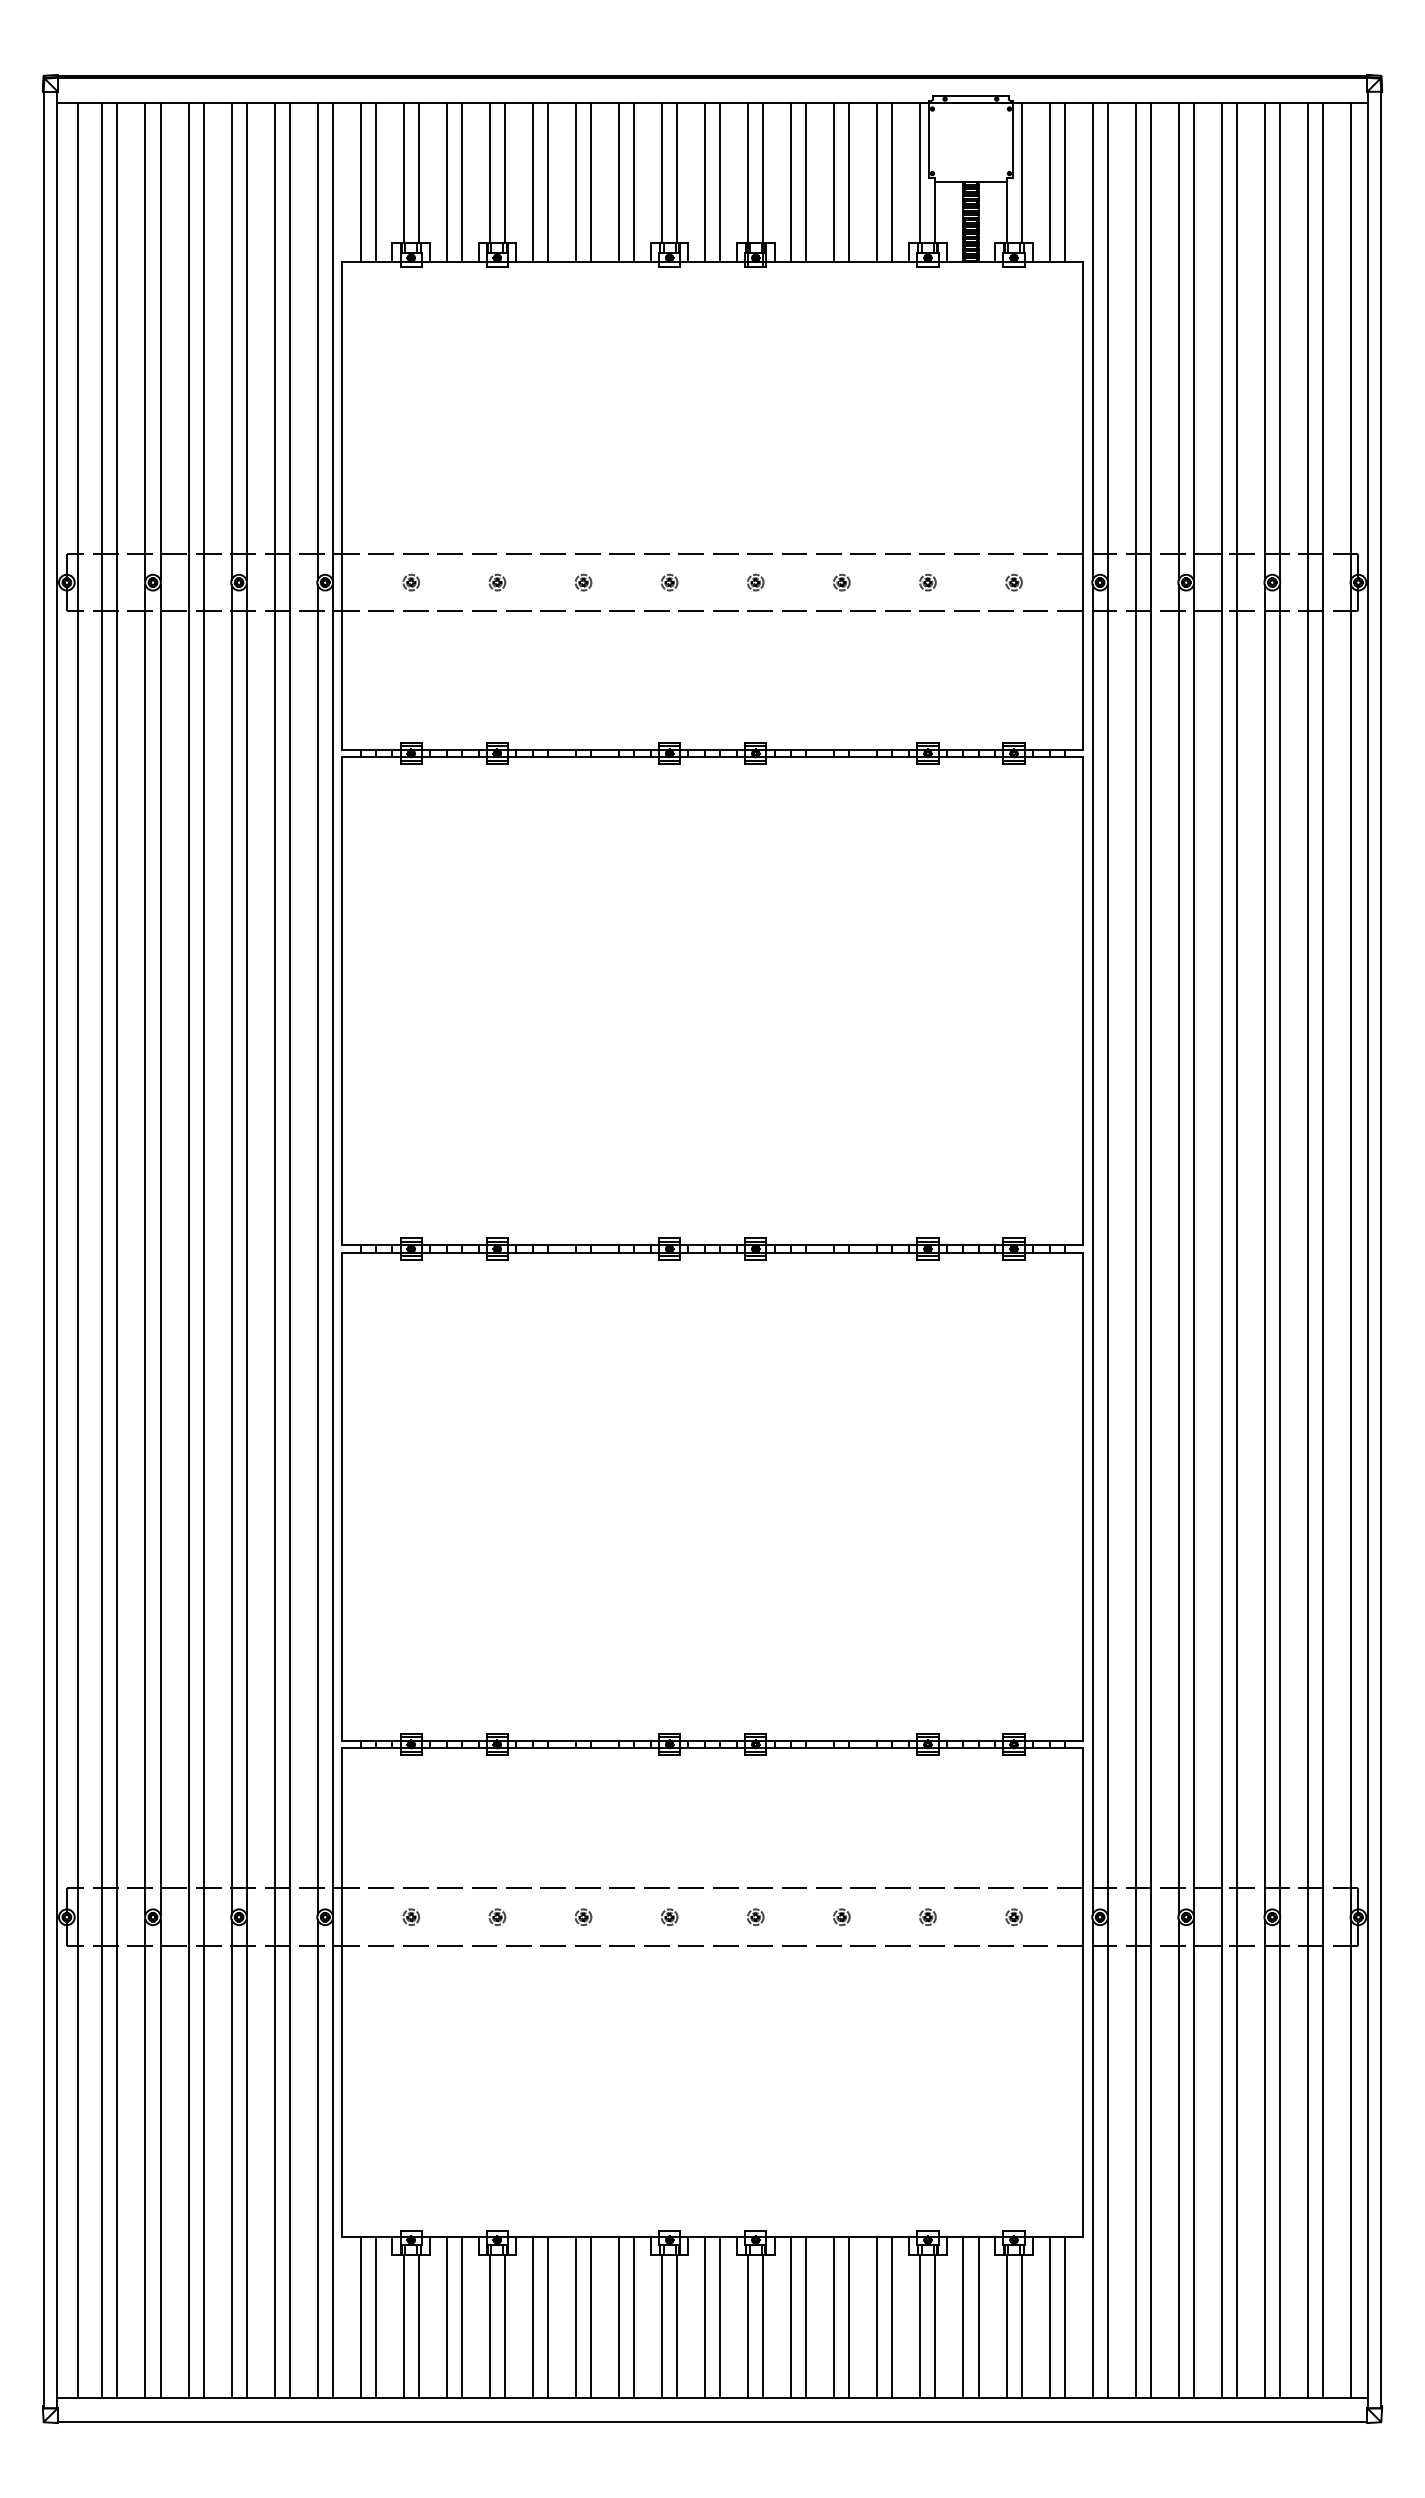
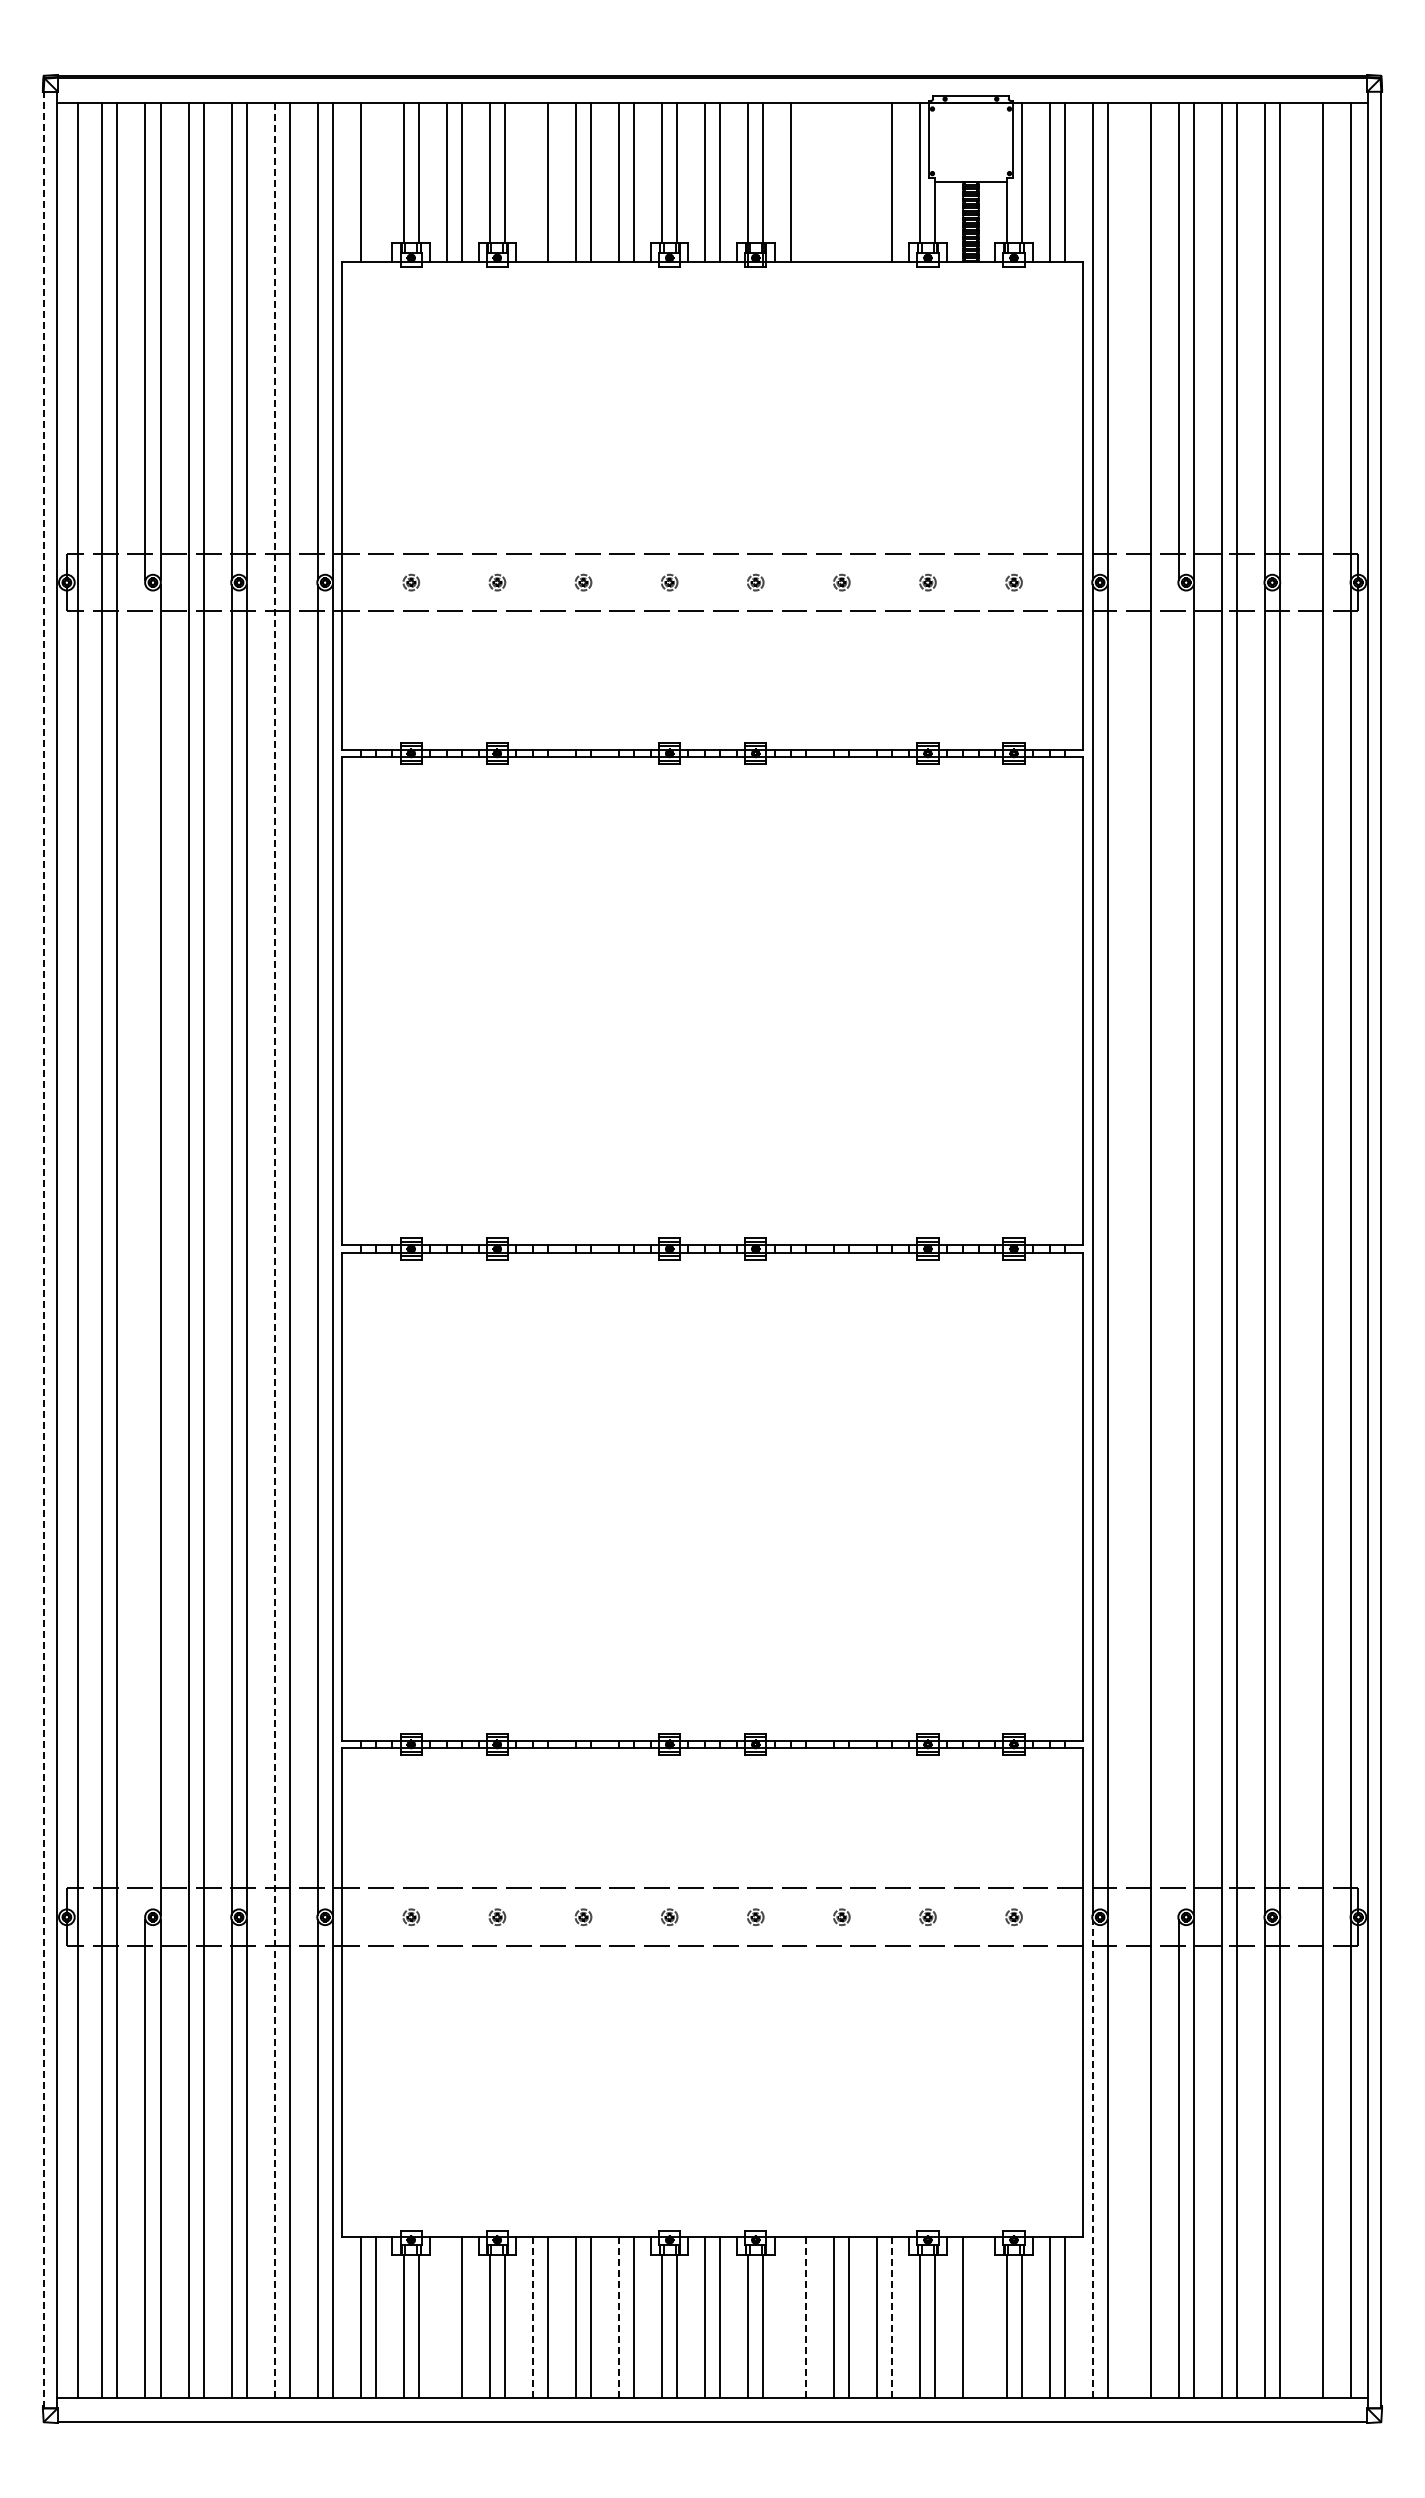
line: present -> none (375, 182)
line: present -> none (532, 182)
line: present -> none (806, 182)
line: present -> none (834, 182)
line: present -> none (849, 182)
line: present -> none (877, 182)
line: solid -> dashed (44, 1249)
line: present -> none (145, 1249)
line: solid -> dashed (274, 1249)
line: present -> none (1178, 1249)
line: present -> none (1135, 1250)
line: present -> none (1307, 1250)
line: solid -> dashed (1092, 2158)
line: present -> none (446, 2316)
line: present -> none (791, 2316)
line: present -> none (978, 2316)
line: solid -> dashed (532, 2317)
line: solid -> dashed (619, 2317)
line: solid -> dashed (806, 2317)
line: solid -> dashed (892, 2317)
